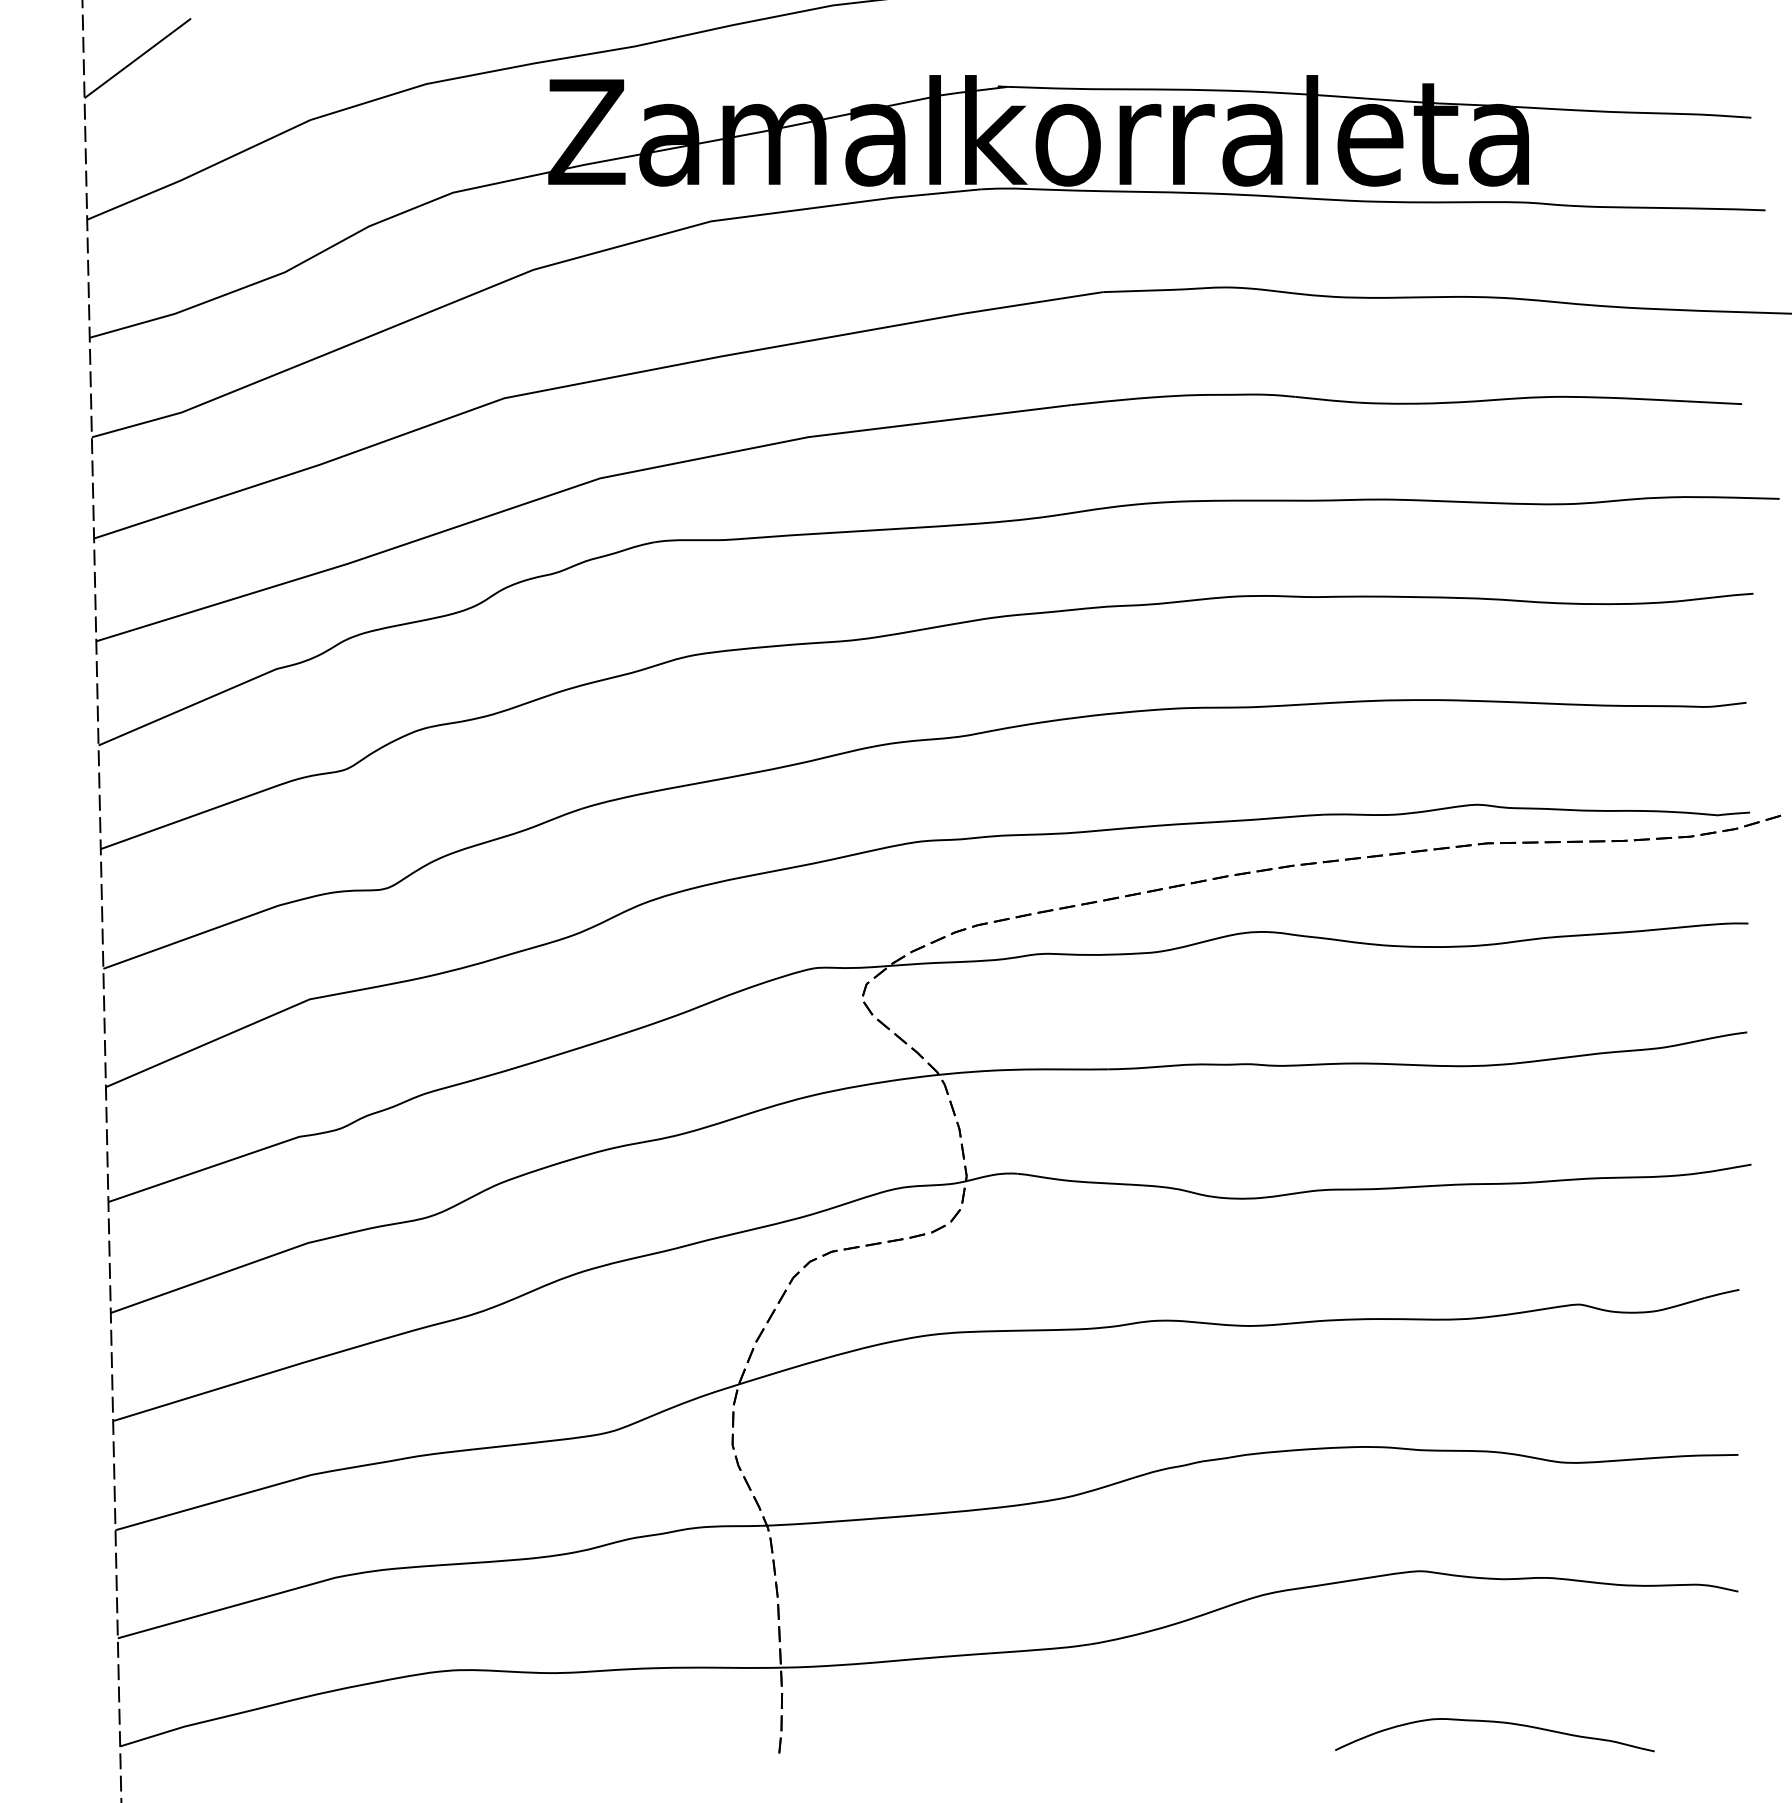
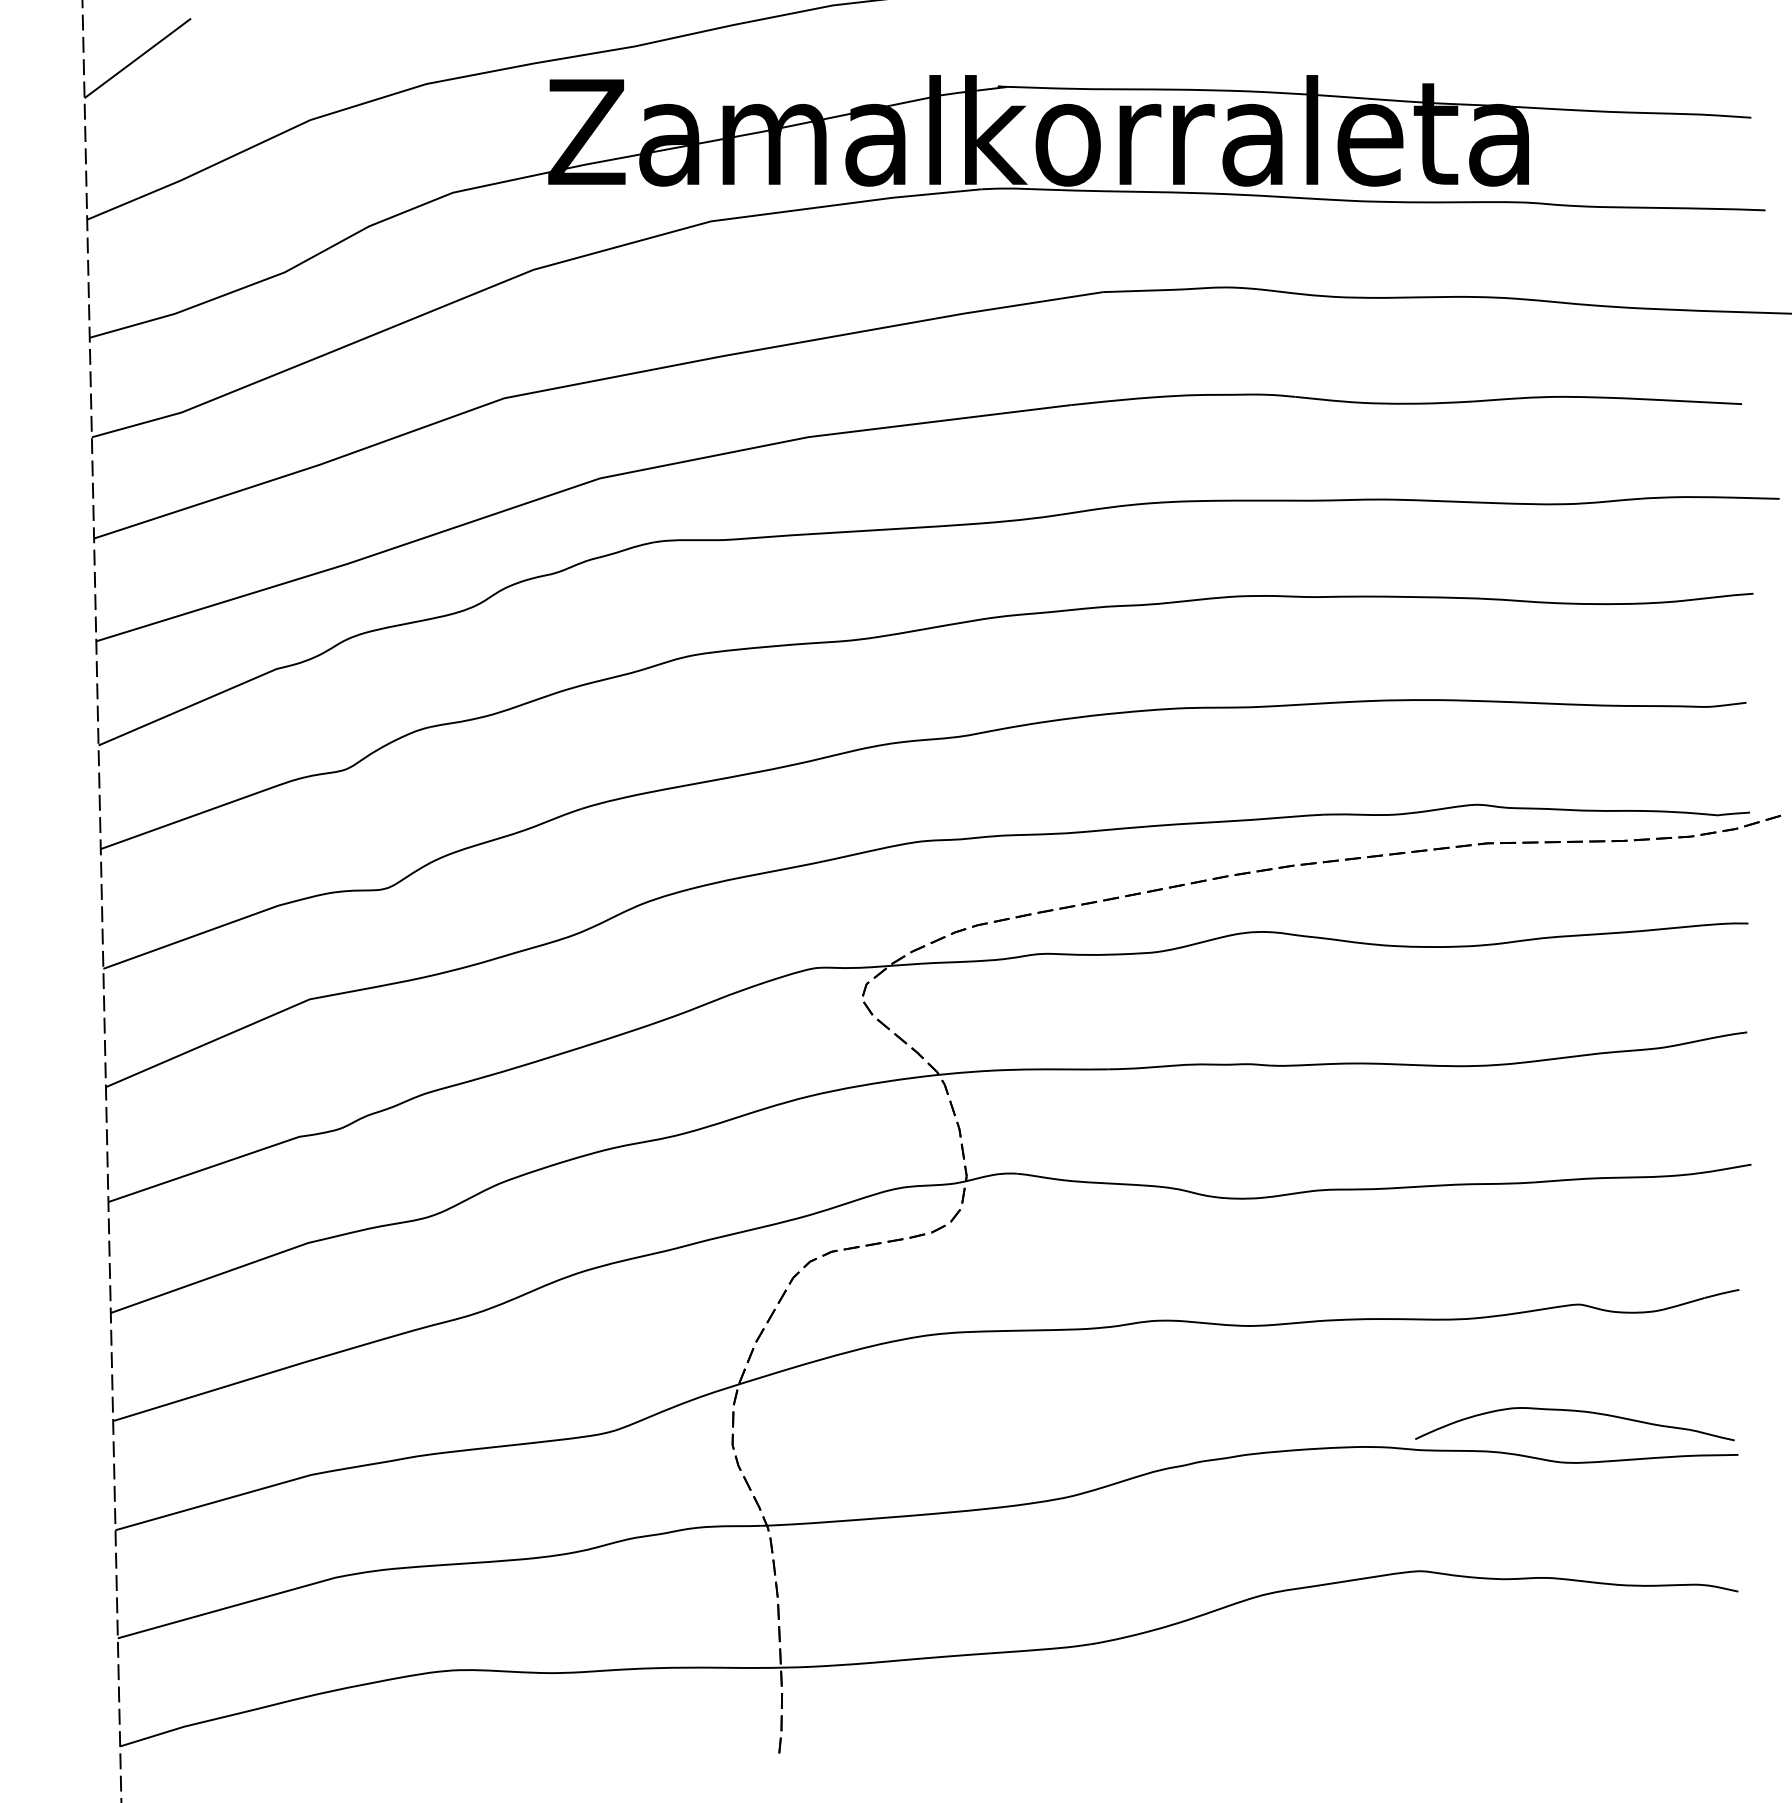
part position: (1494, 1722) -> (1574, 1411) (1574, 1411)
